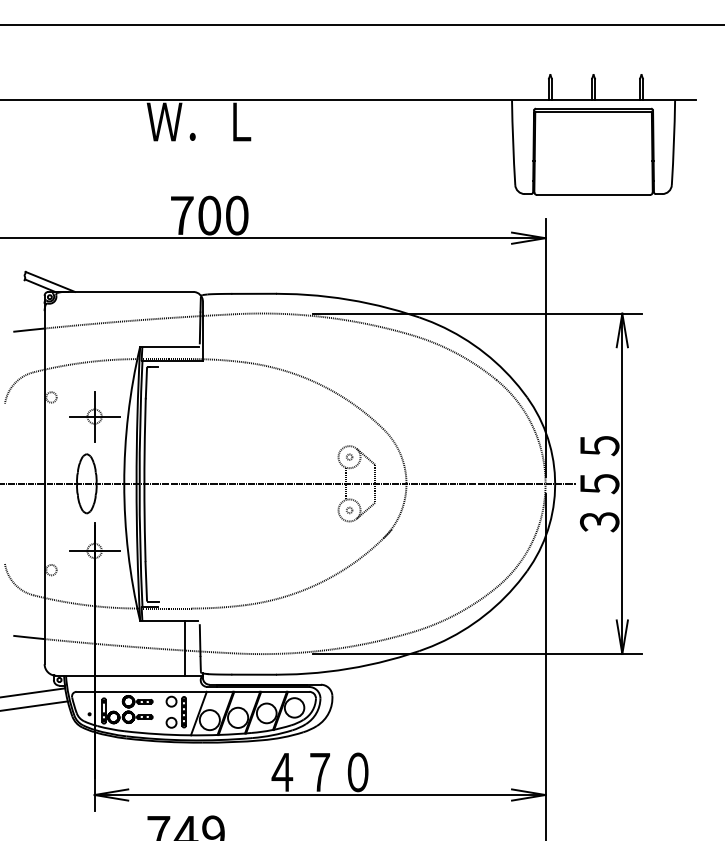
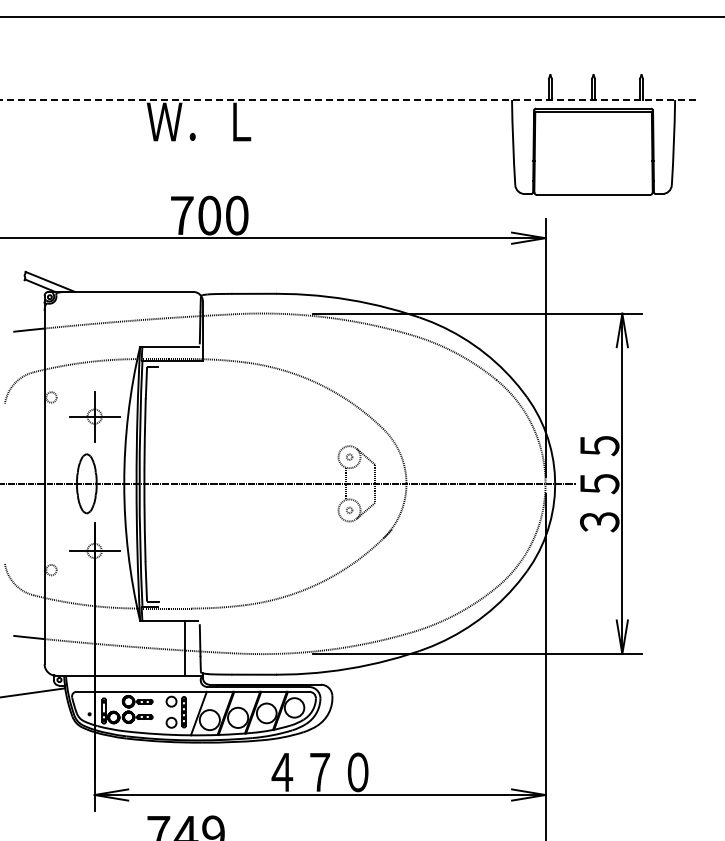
line position: (361, 25) -> (361, 17) (361, 17)
line: solid -> dashed (348, 100)
line: present -> none (34, 705)
